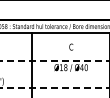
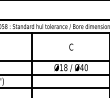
line: dashed -> solid (55, 60)
line: none -> present (54, 74)
line: dashed -> solid (55, 88)
